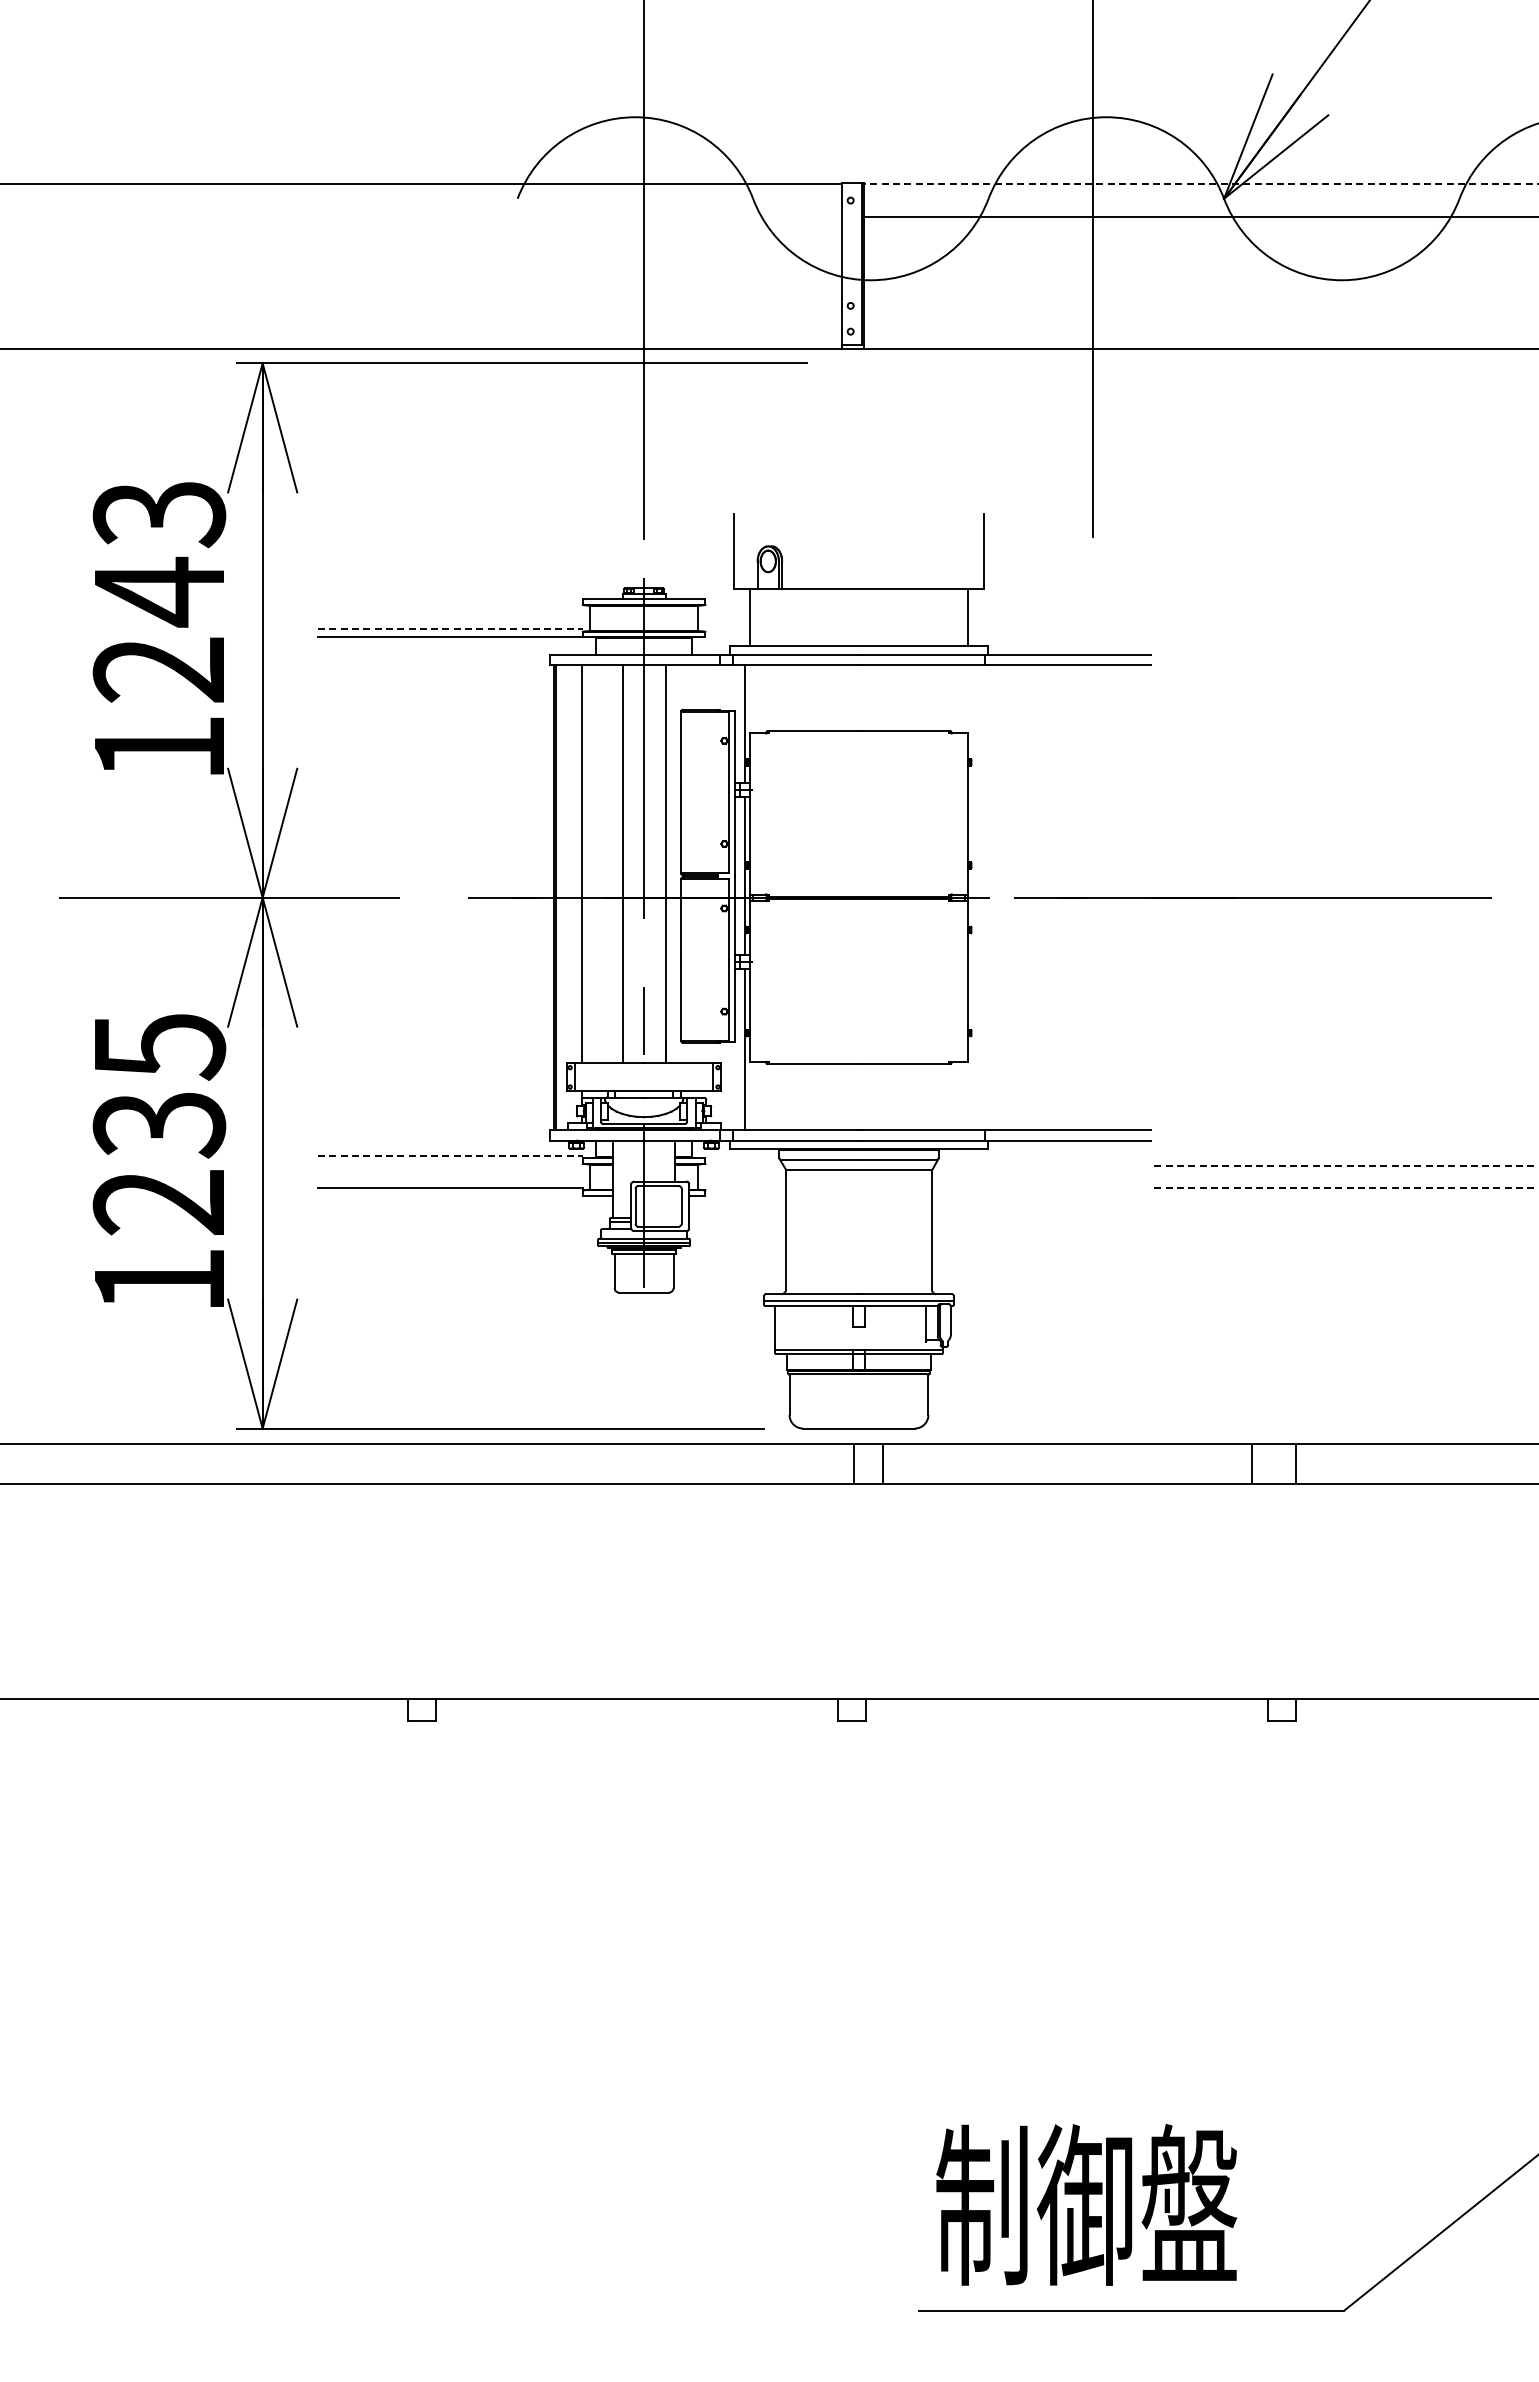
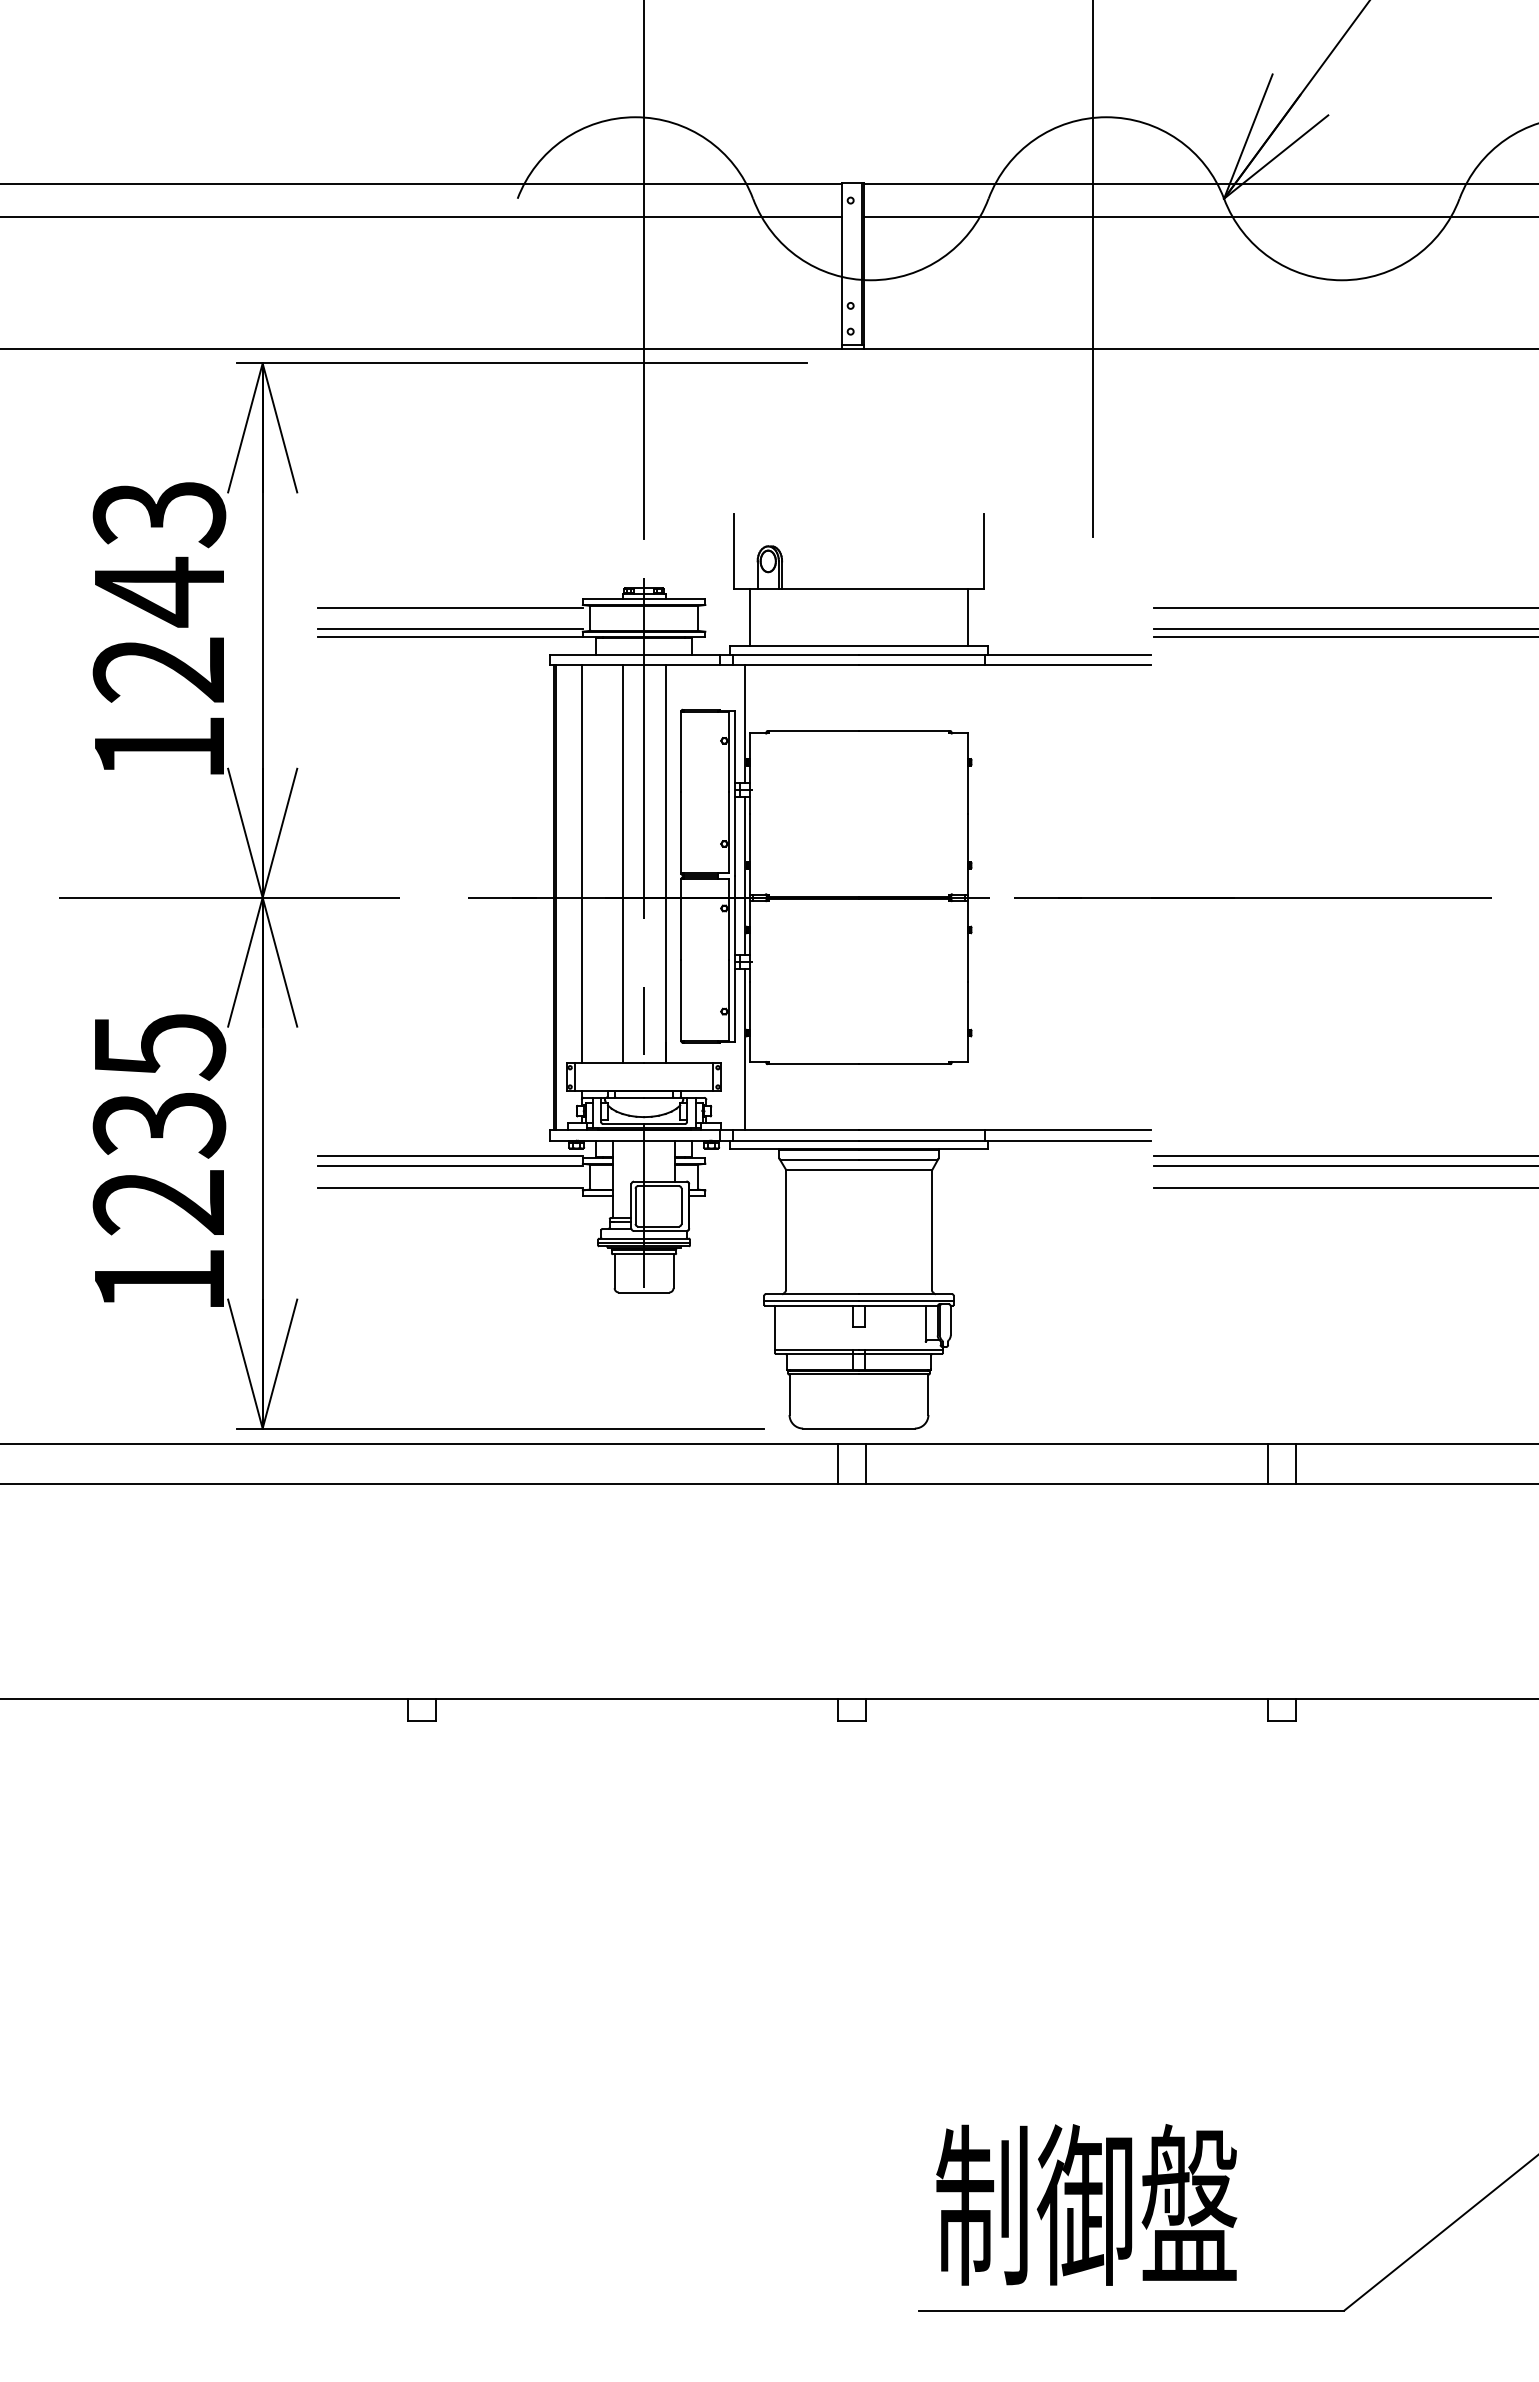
line: dashed -> solid (1200, 184)
line: none -> present (422, 216)
line: none -> present (450, 607)
line: none -> present (1344, 607)
line: dashed -> solid (451, 629)
line: none -> present (1344, 629)
line: none -> present (1344, 636)
line: dashed -> solid (451, 1156)
line: none -> present (1344, 1156)
line: none -> present (450, 1166)
line: dashed -> solid (1346, 1166)
line: dashed -> solid (1346, 1187)
line position: (853, 1464) -> (837, 1464) (837, 1464)
line position: (882, 1464) -> (865, 1464) (865, 1464)
line position: (1251, 1464) -> (1267, 1464) (1267, 1464)
